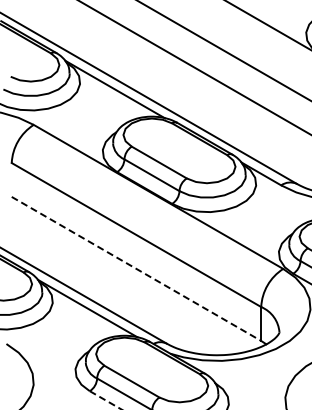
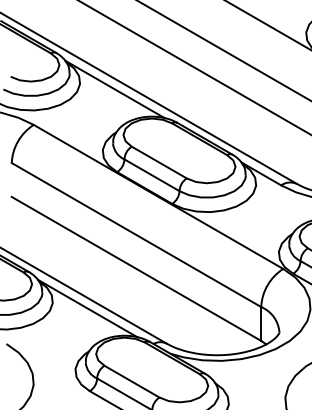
line: dashed -> solid (136, 269)
line: dashed -> solid (106, 400)
